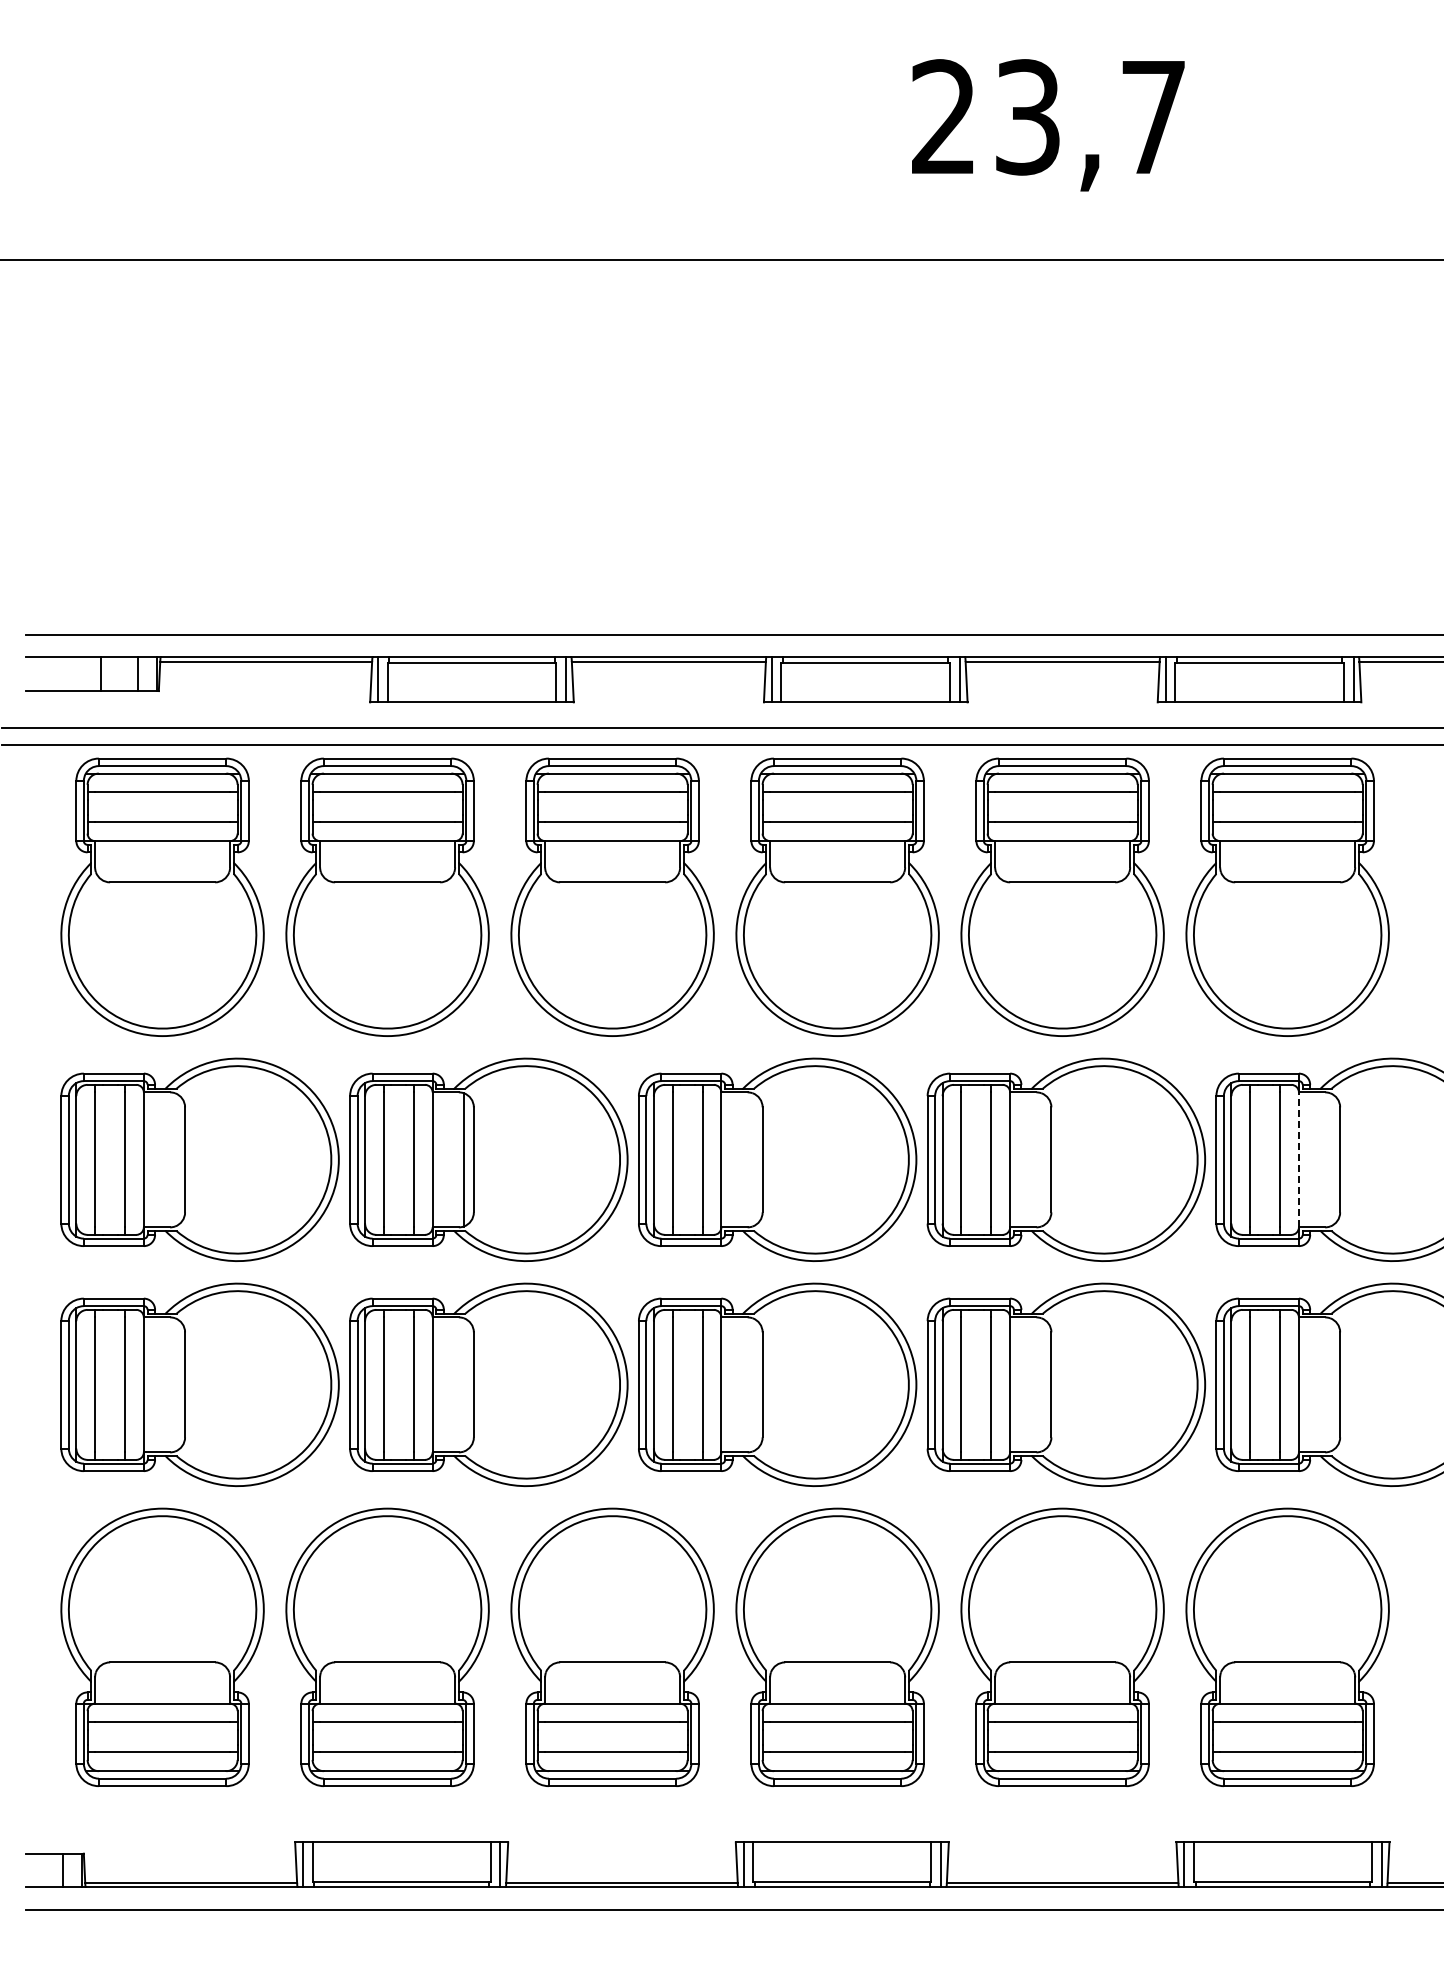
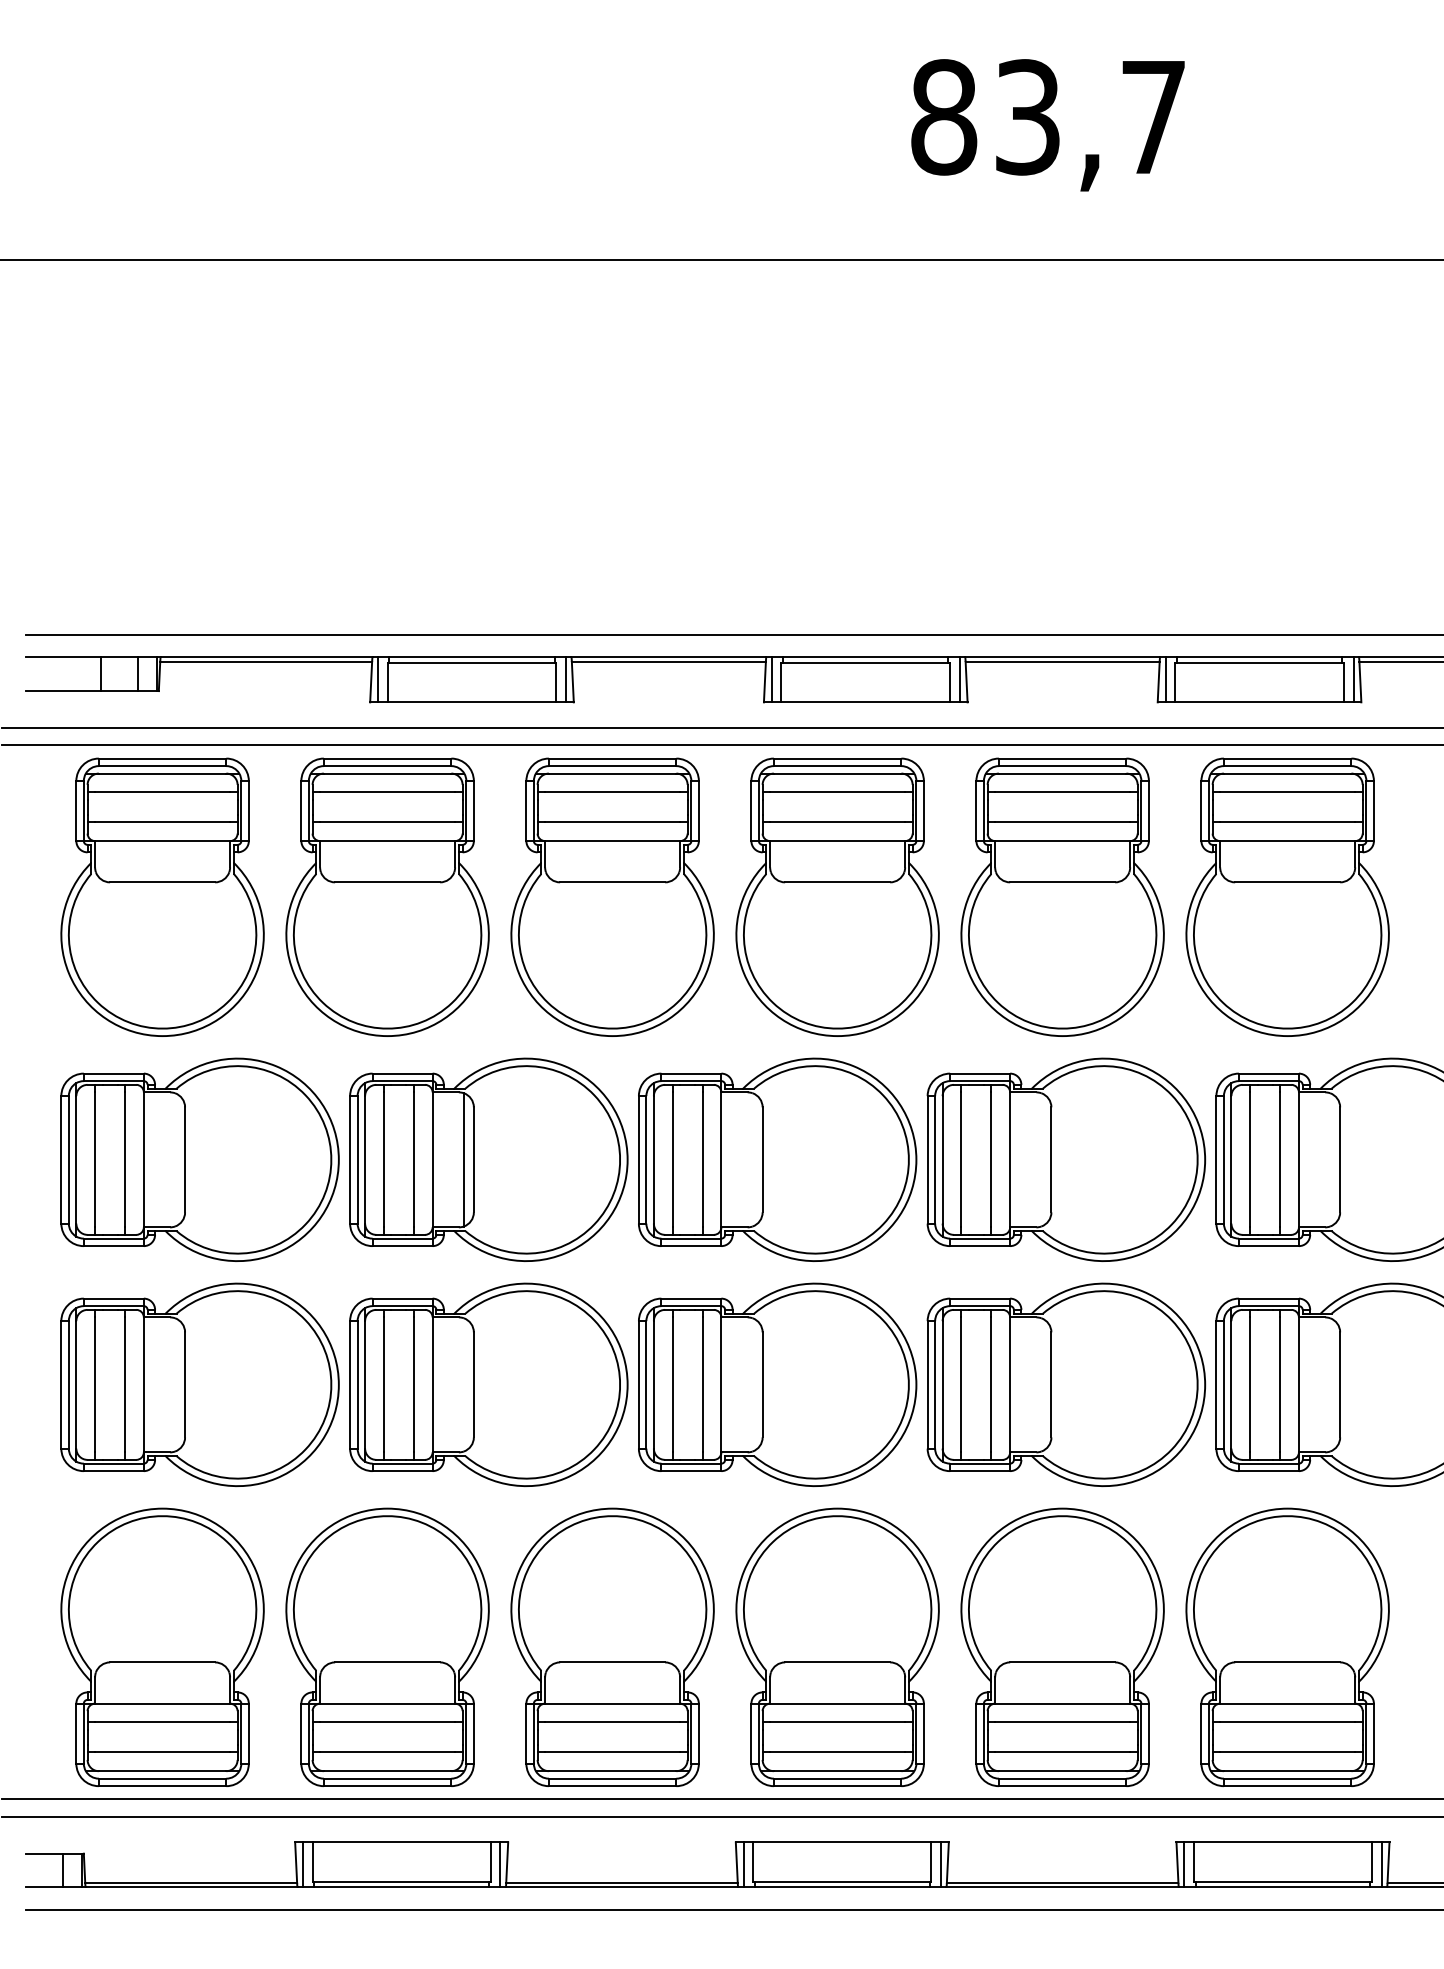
text: 23,7 -> 83,7 (944, 117)
line: dashed -> solid (1298, 1159)
line: none -> present (721, 1799)
line: none -> present (721, 1816)
